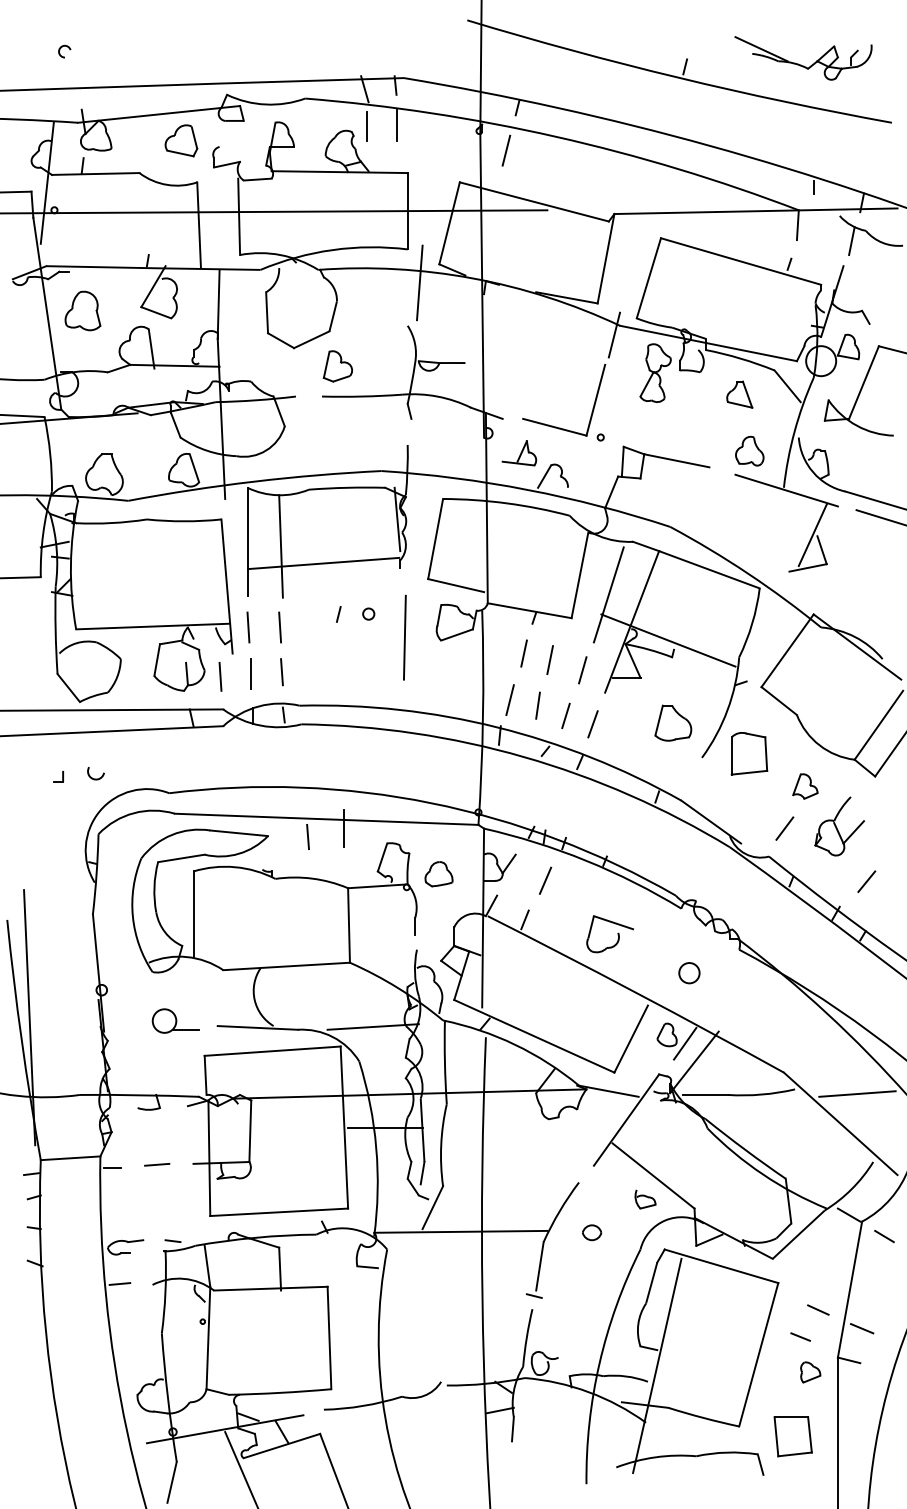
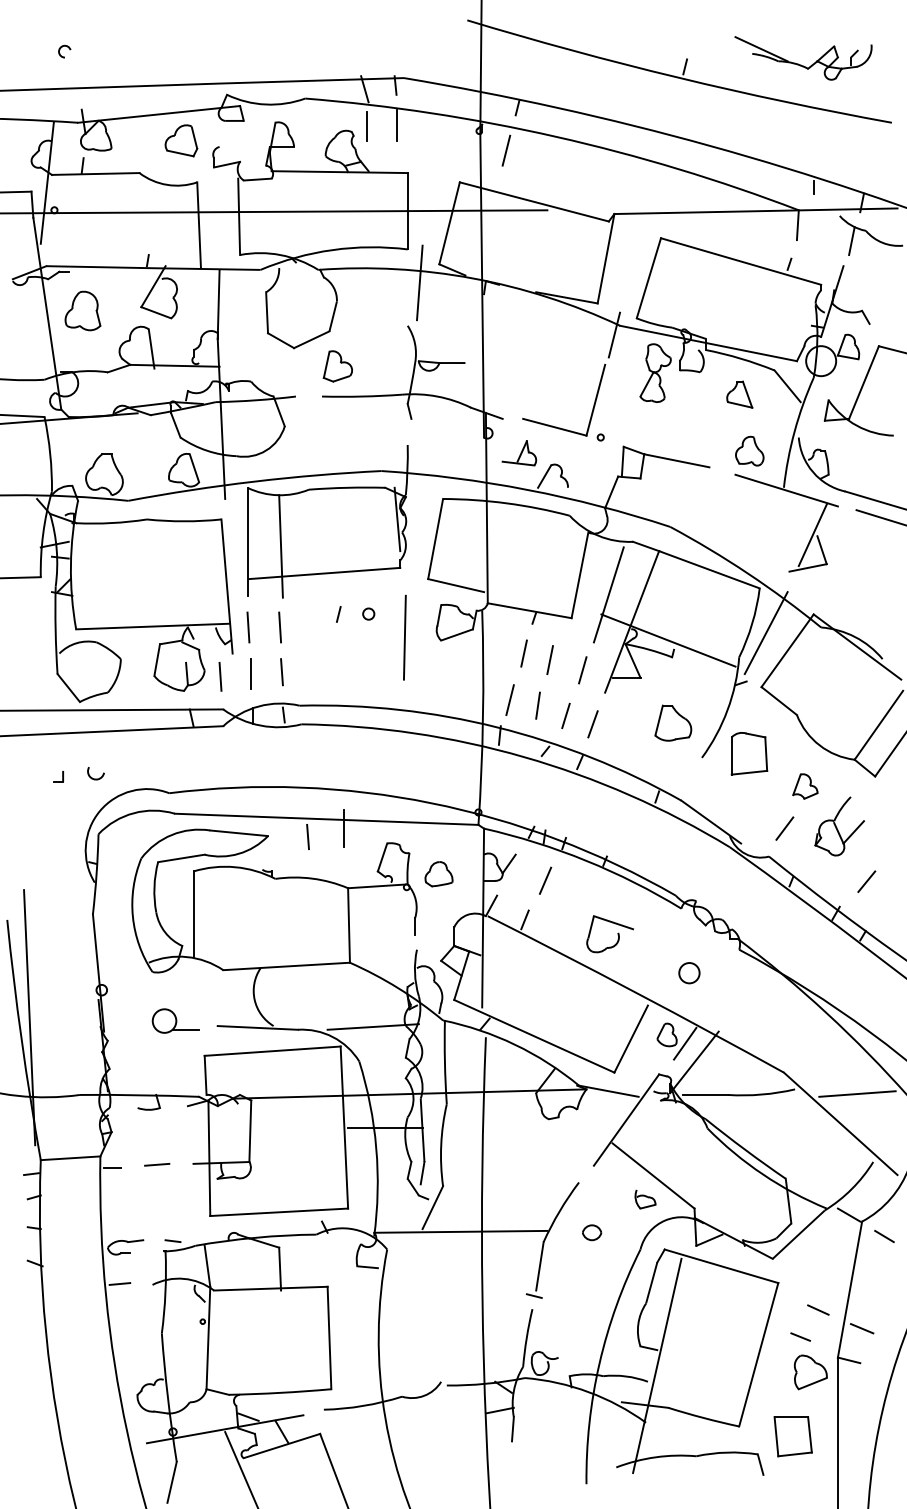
line position: (323, 563) -> (324, 573) (324, 573)
line: none -> present (765, 633)
part size: 22x23 px -> 35x37 px (810, 1372)
